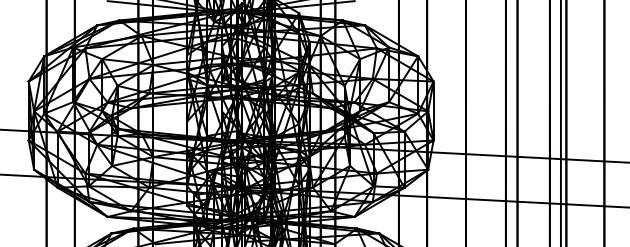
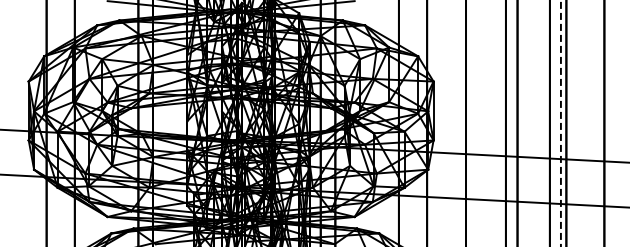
line: solid -> dashed (560, 123)
